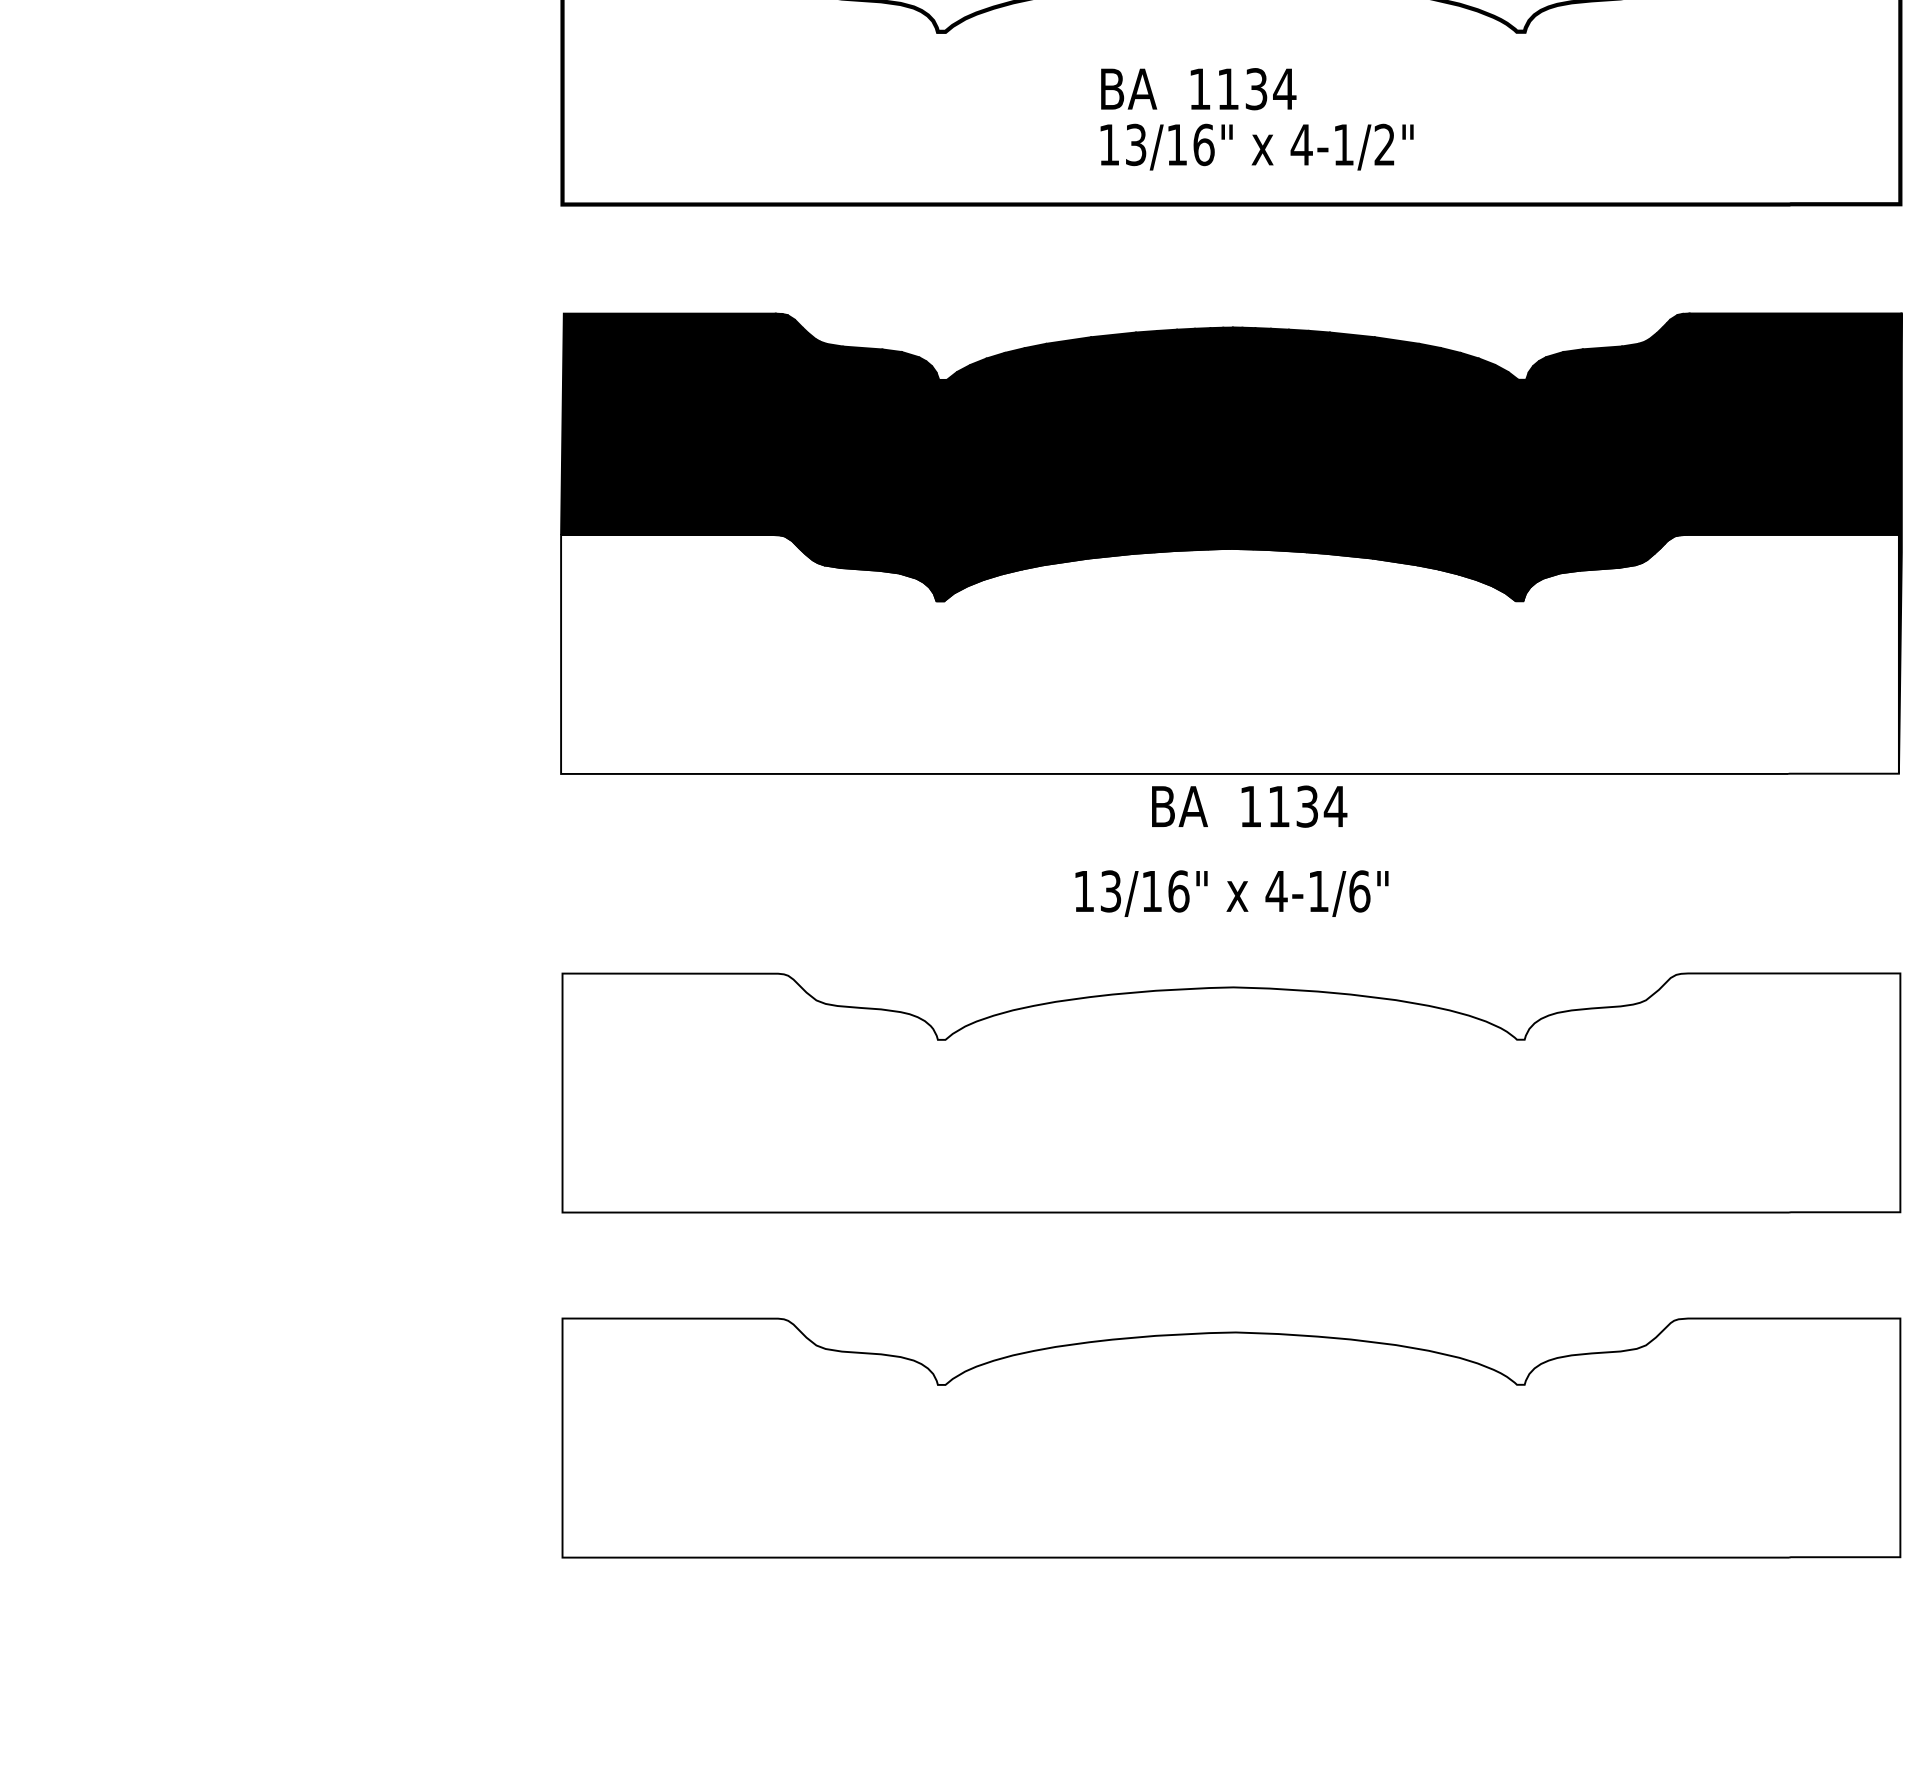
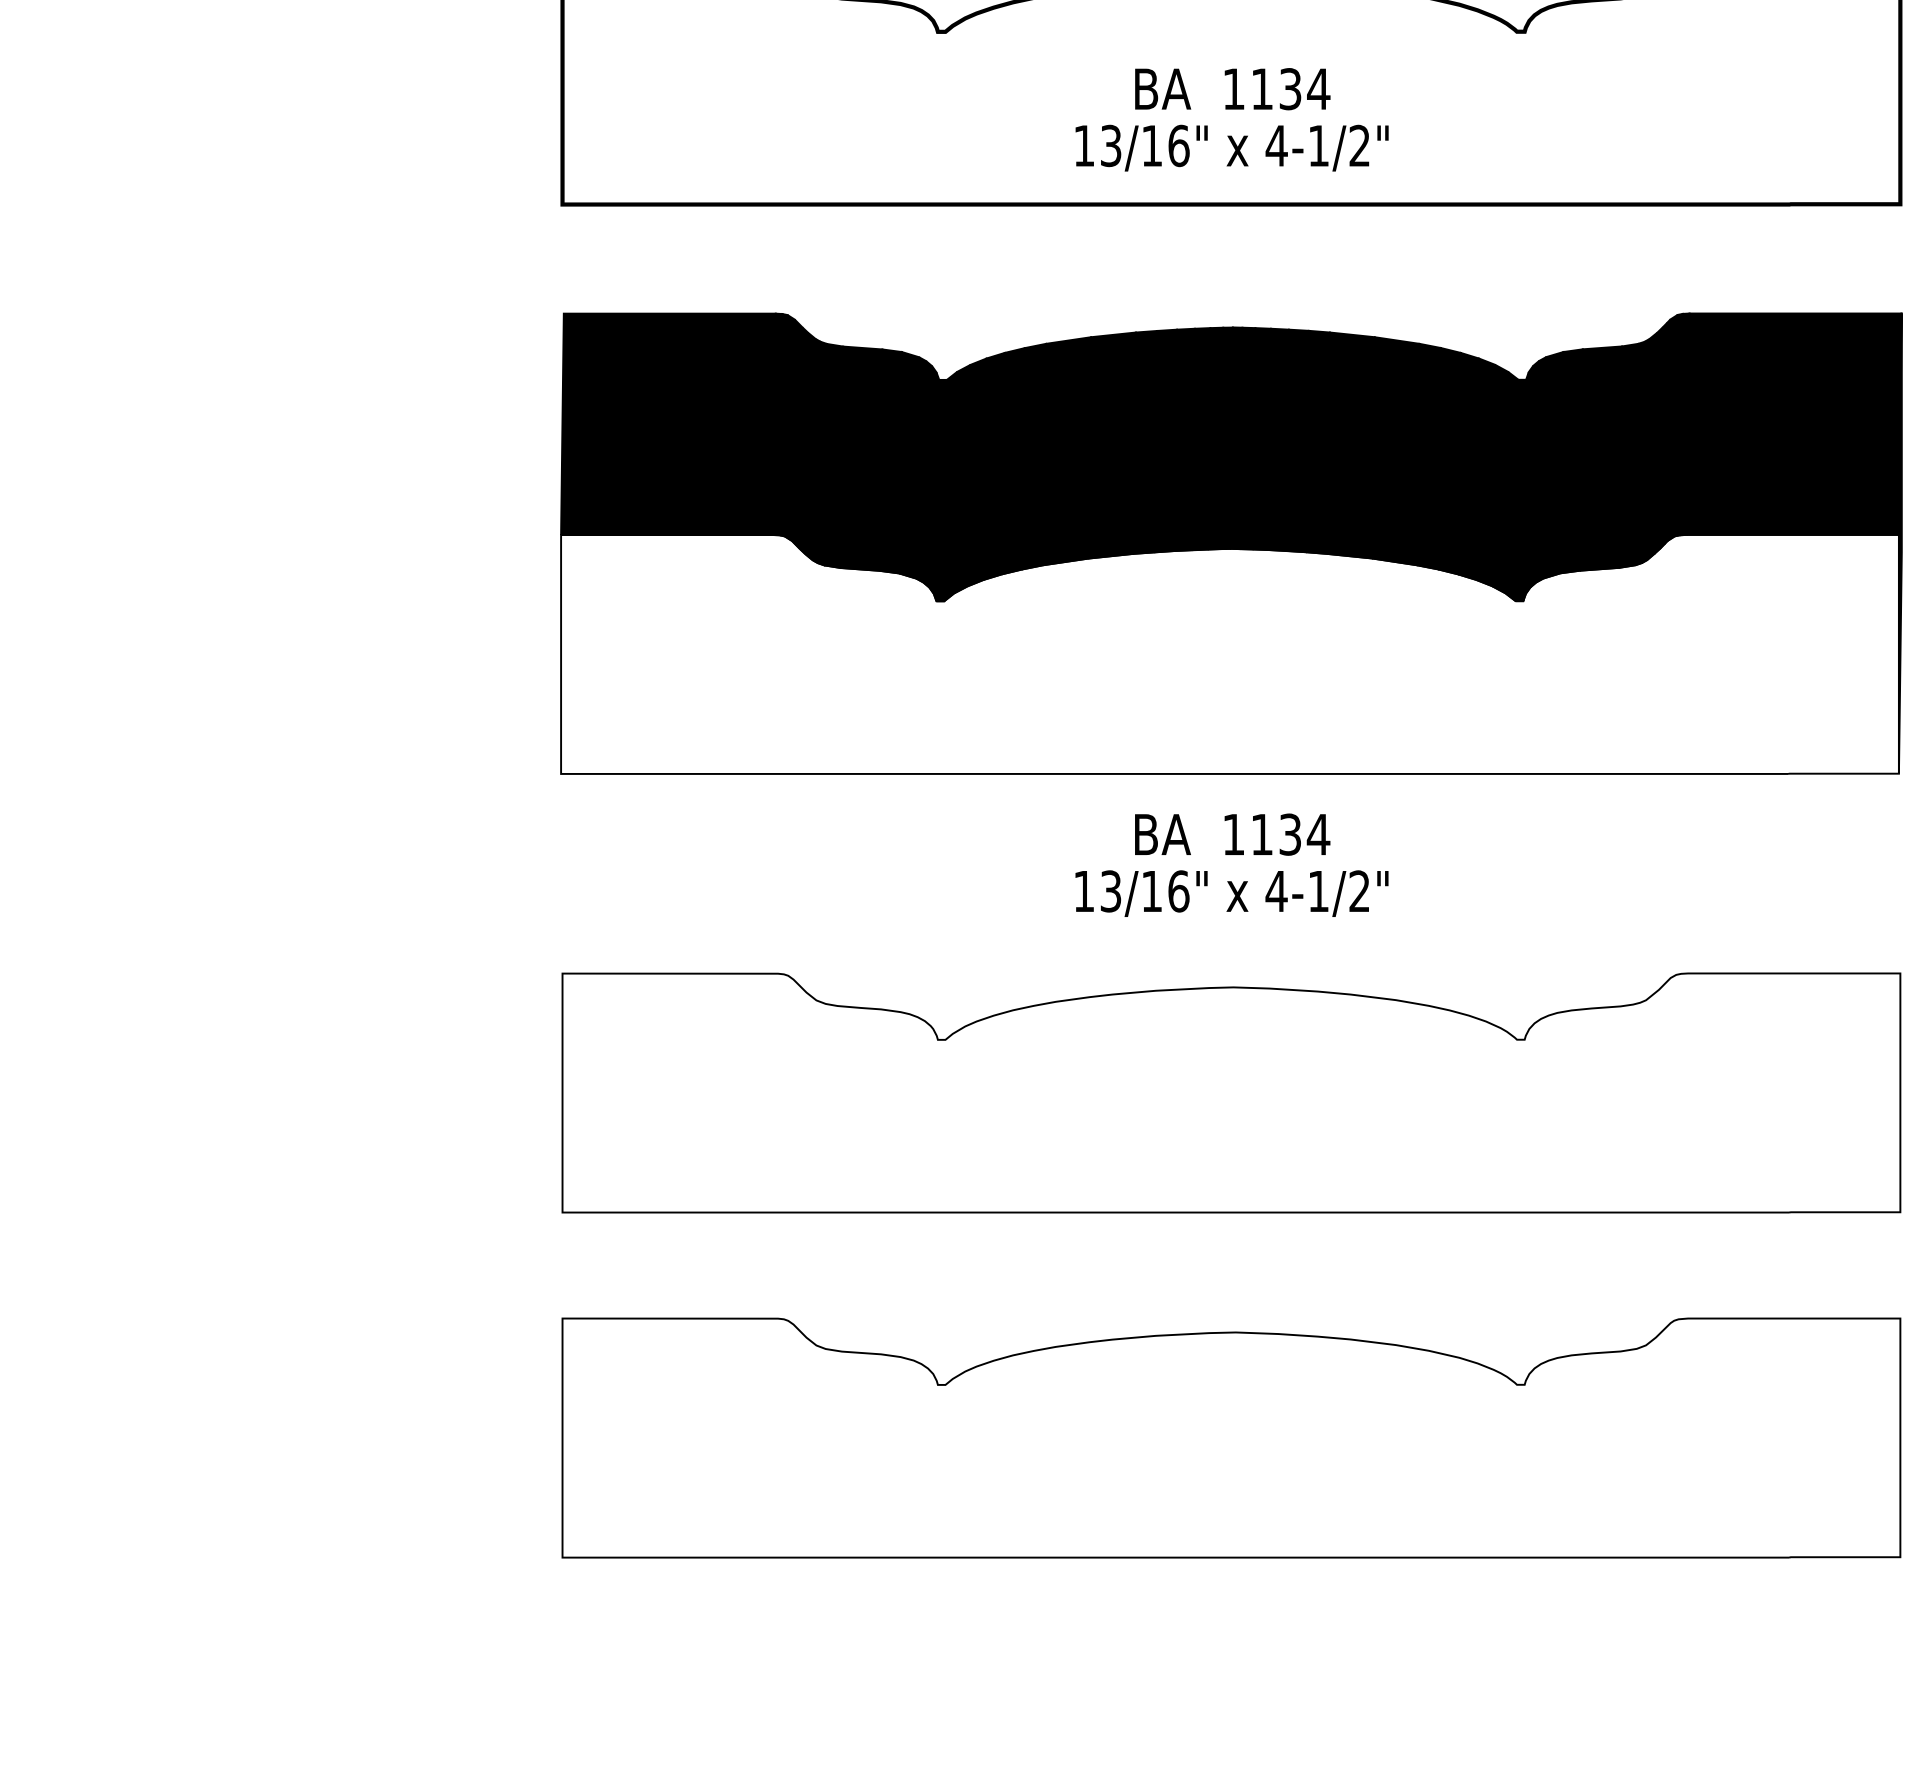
text position: (1198, 89) -> (1232, 89) (1232, 89)
text position: (1256, 146) -> (1231, 147) (1231, 147)
text position: (1249, 806) -> (1232, 834) (1232, 834)
text: 4-1/6" -> 4-1/2" (1359, 891)
